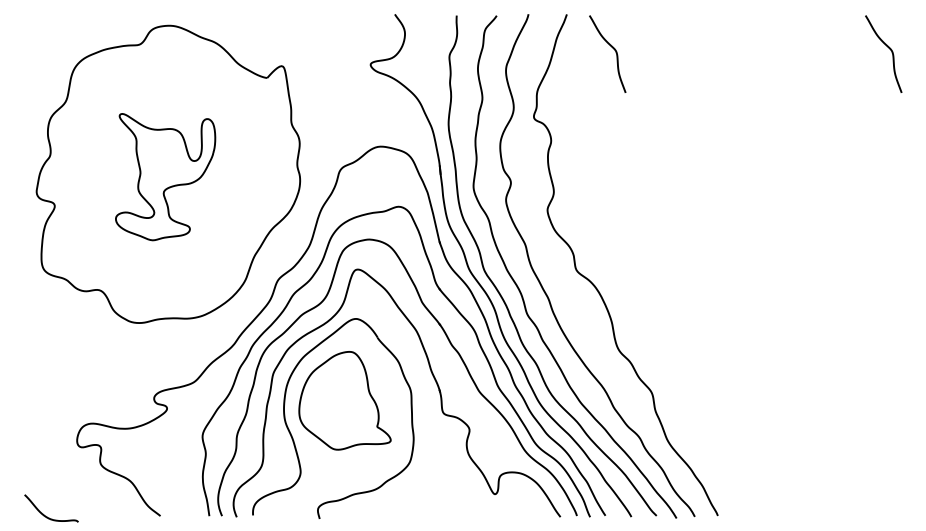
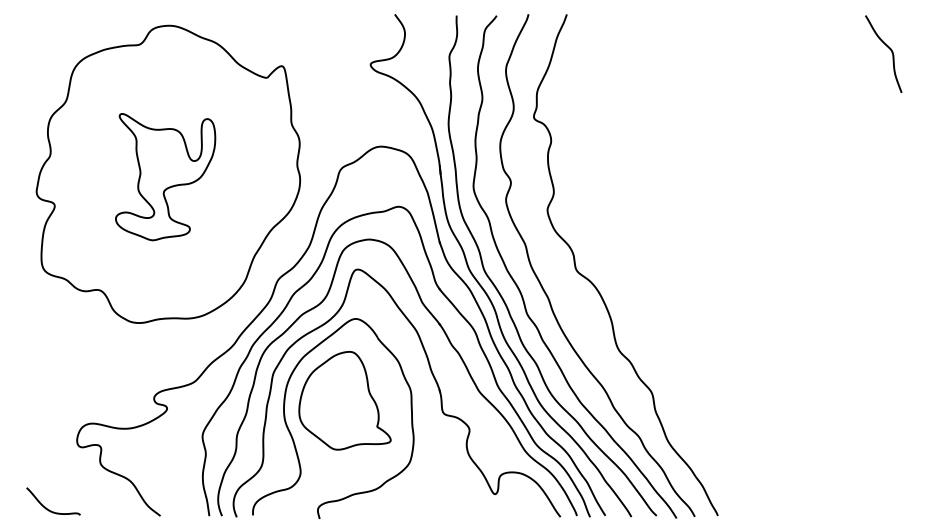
curve: present -> none (612, 48)
curve position: (47, 516) -> (49, 509) (49, 509)
